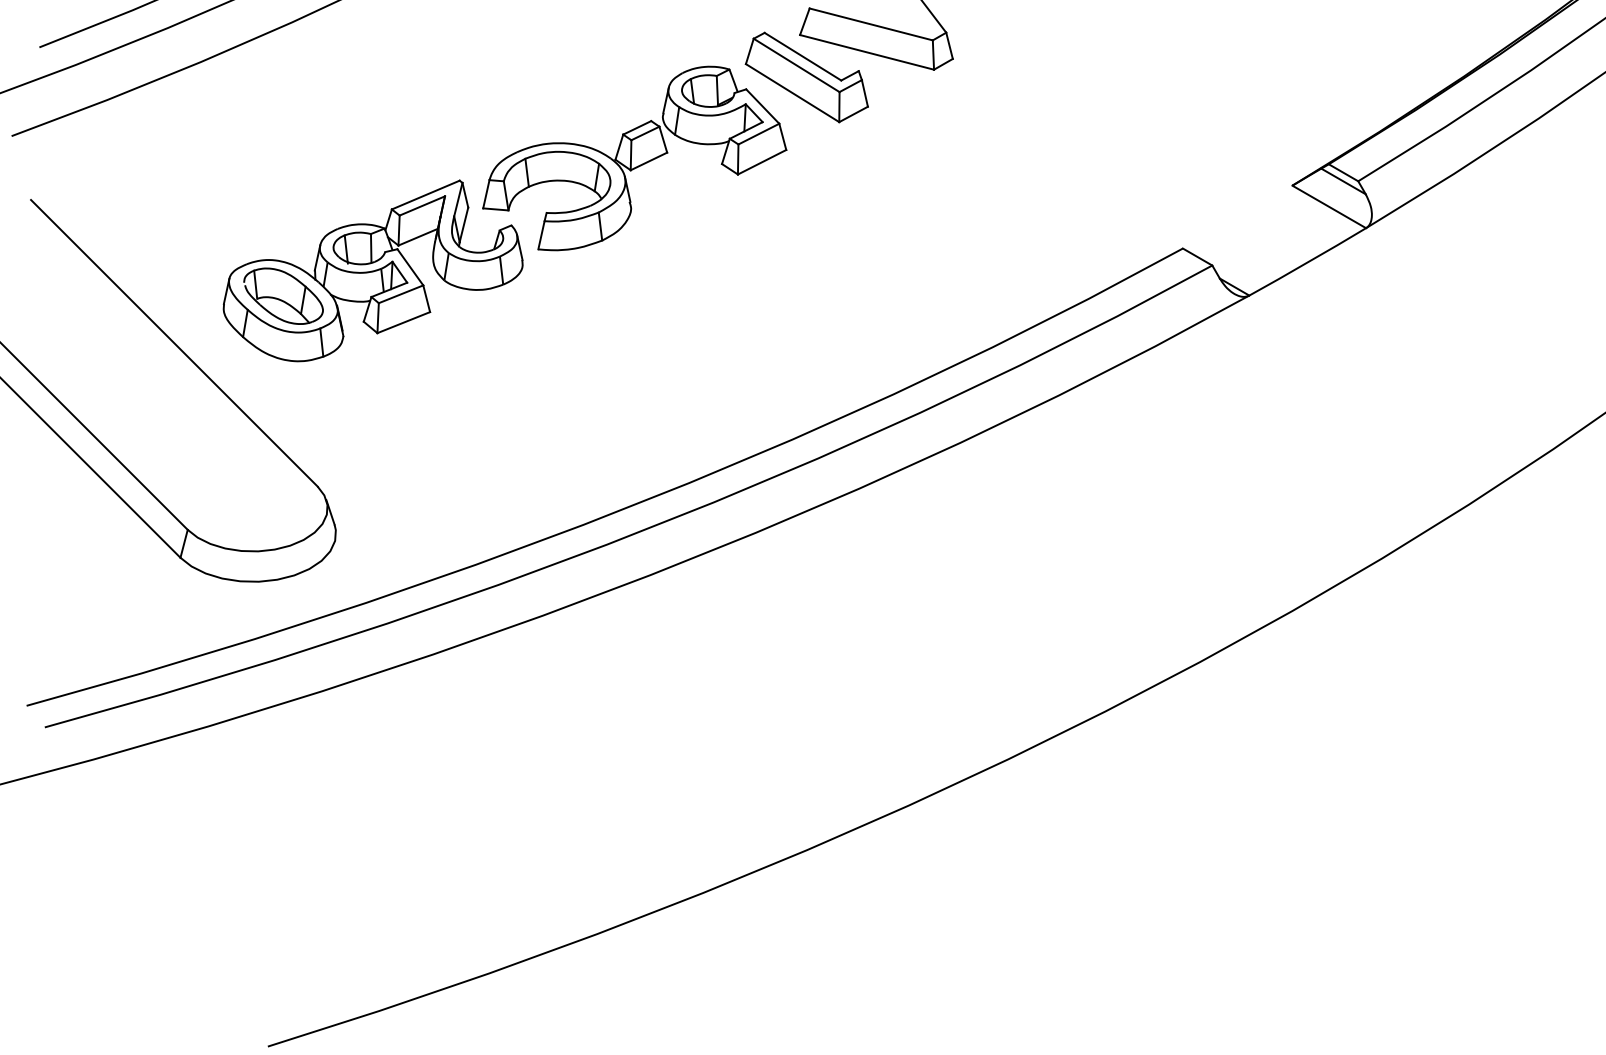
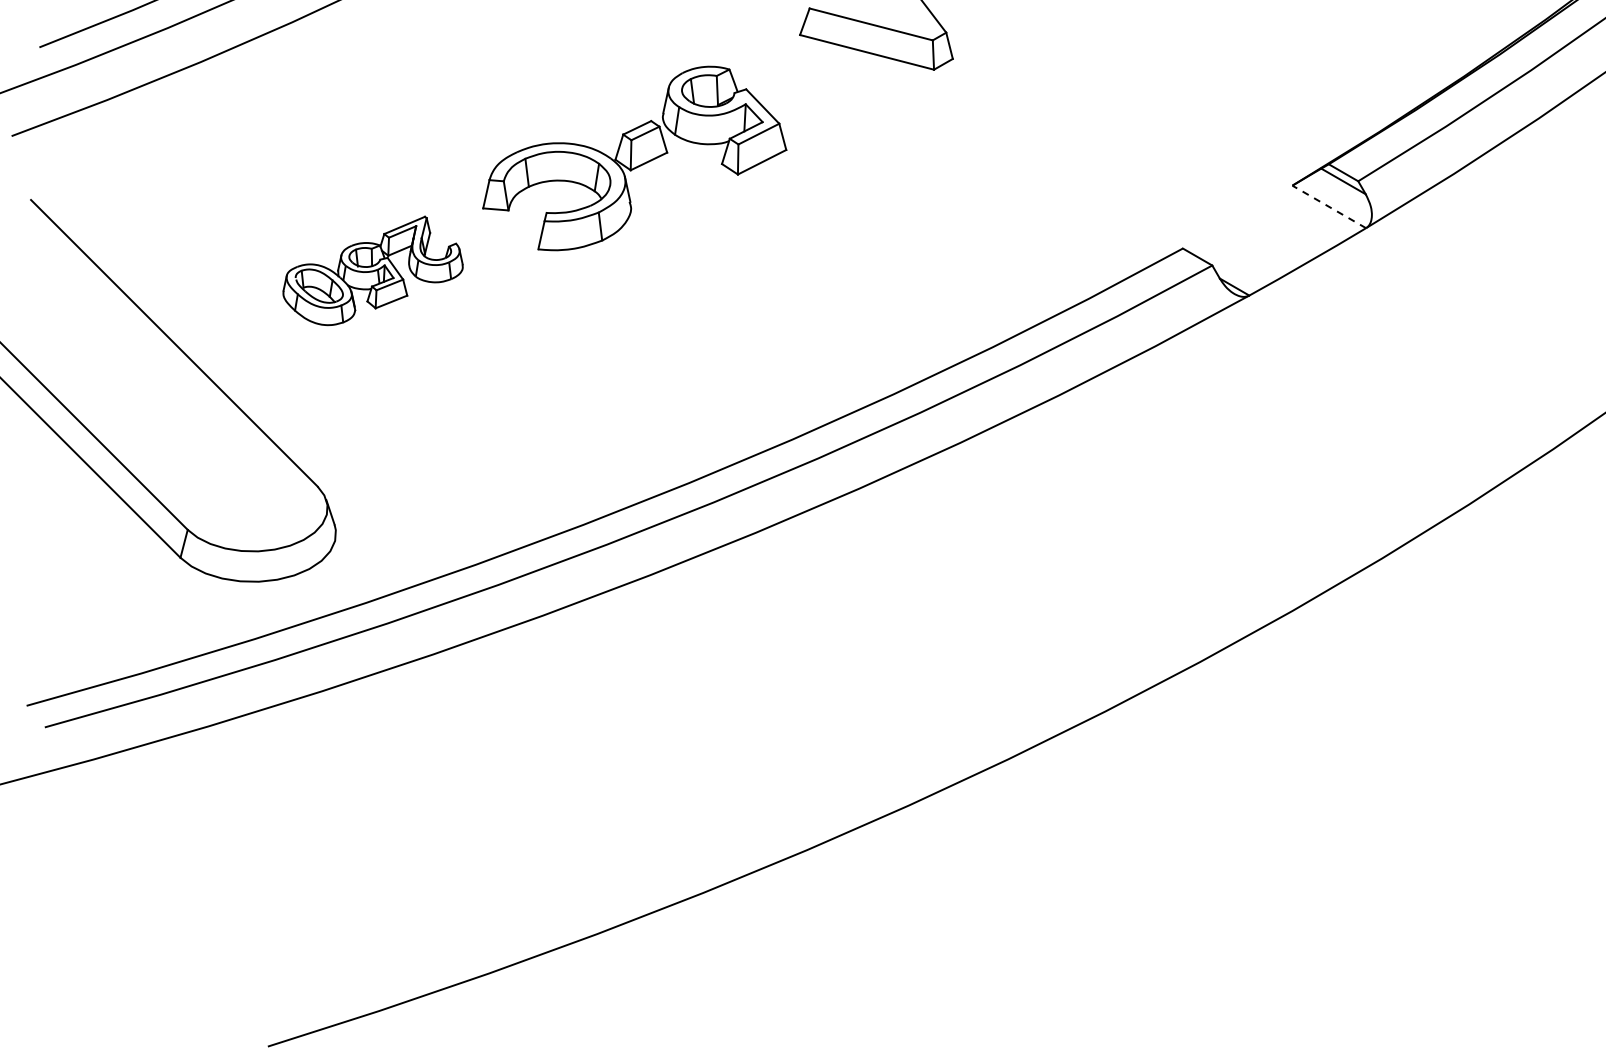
part: present -> none (806, 77)
line: solid -> dashed (1329, 206)
part size: 302x184 px -> 182x112 px (372, 270)
